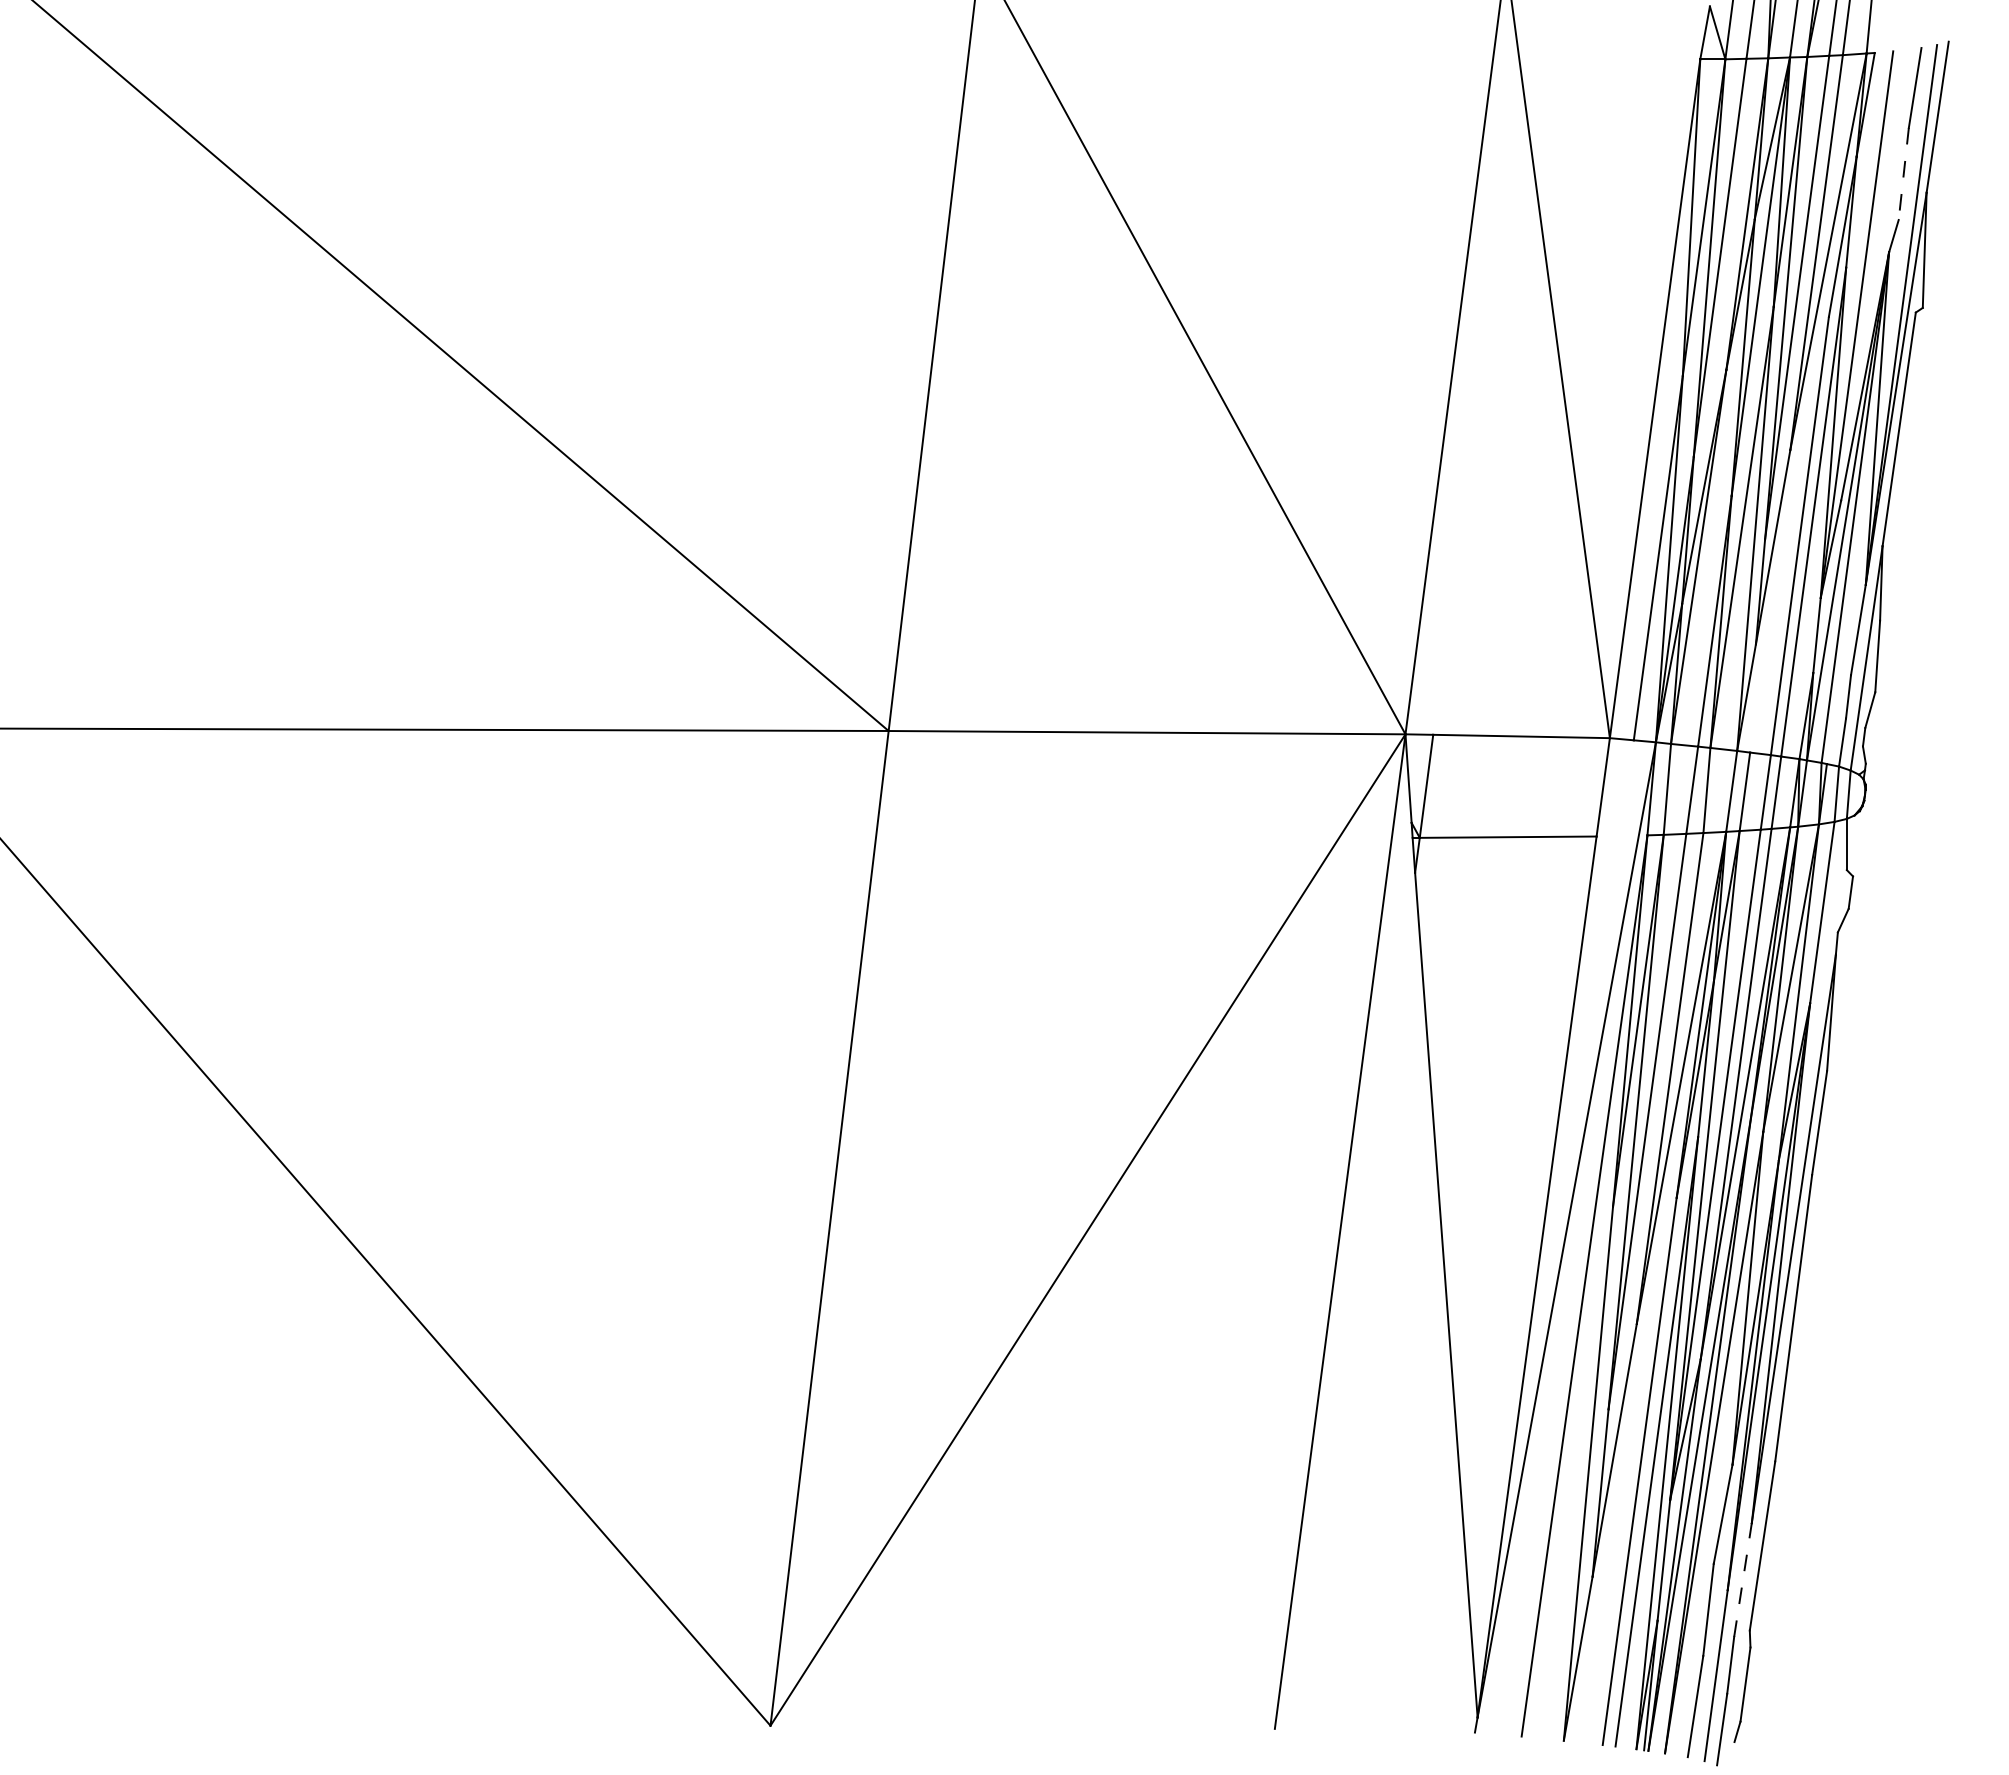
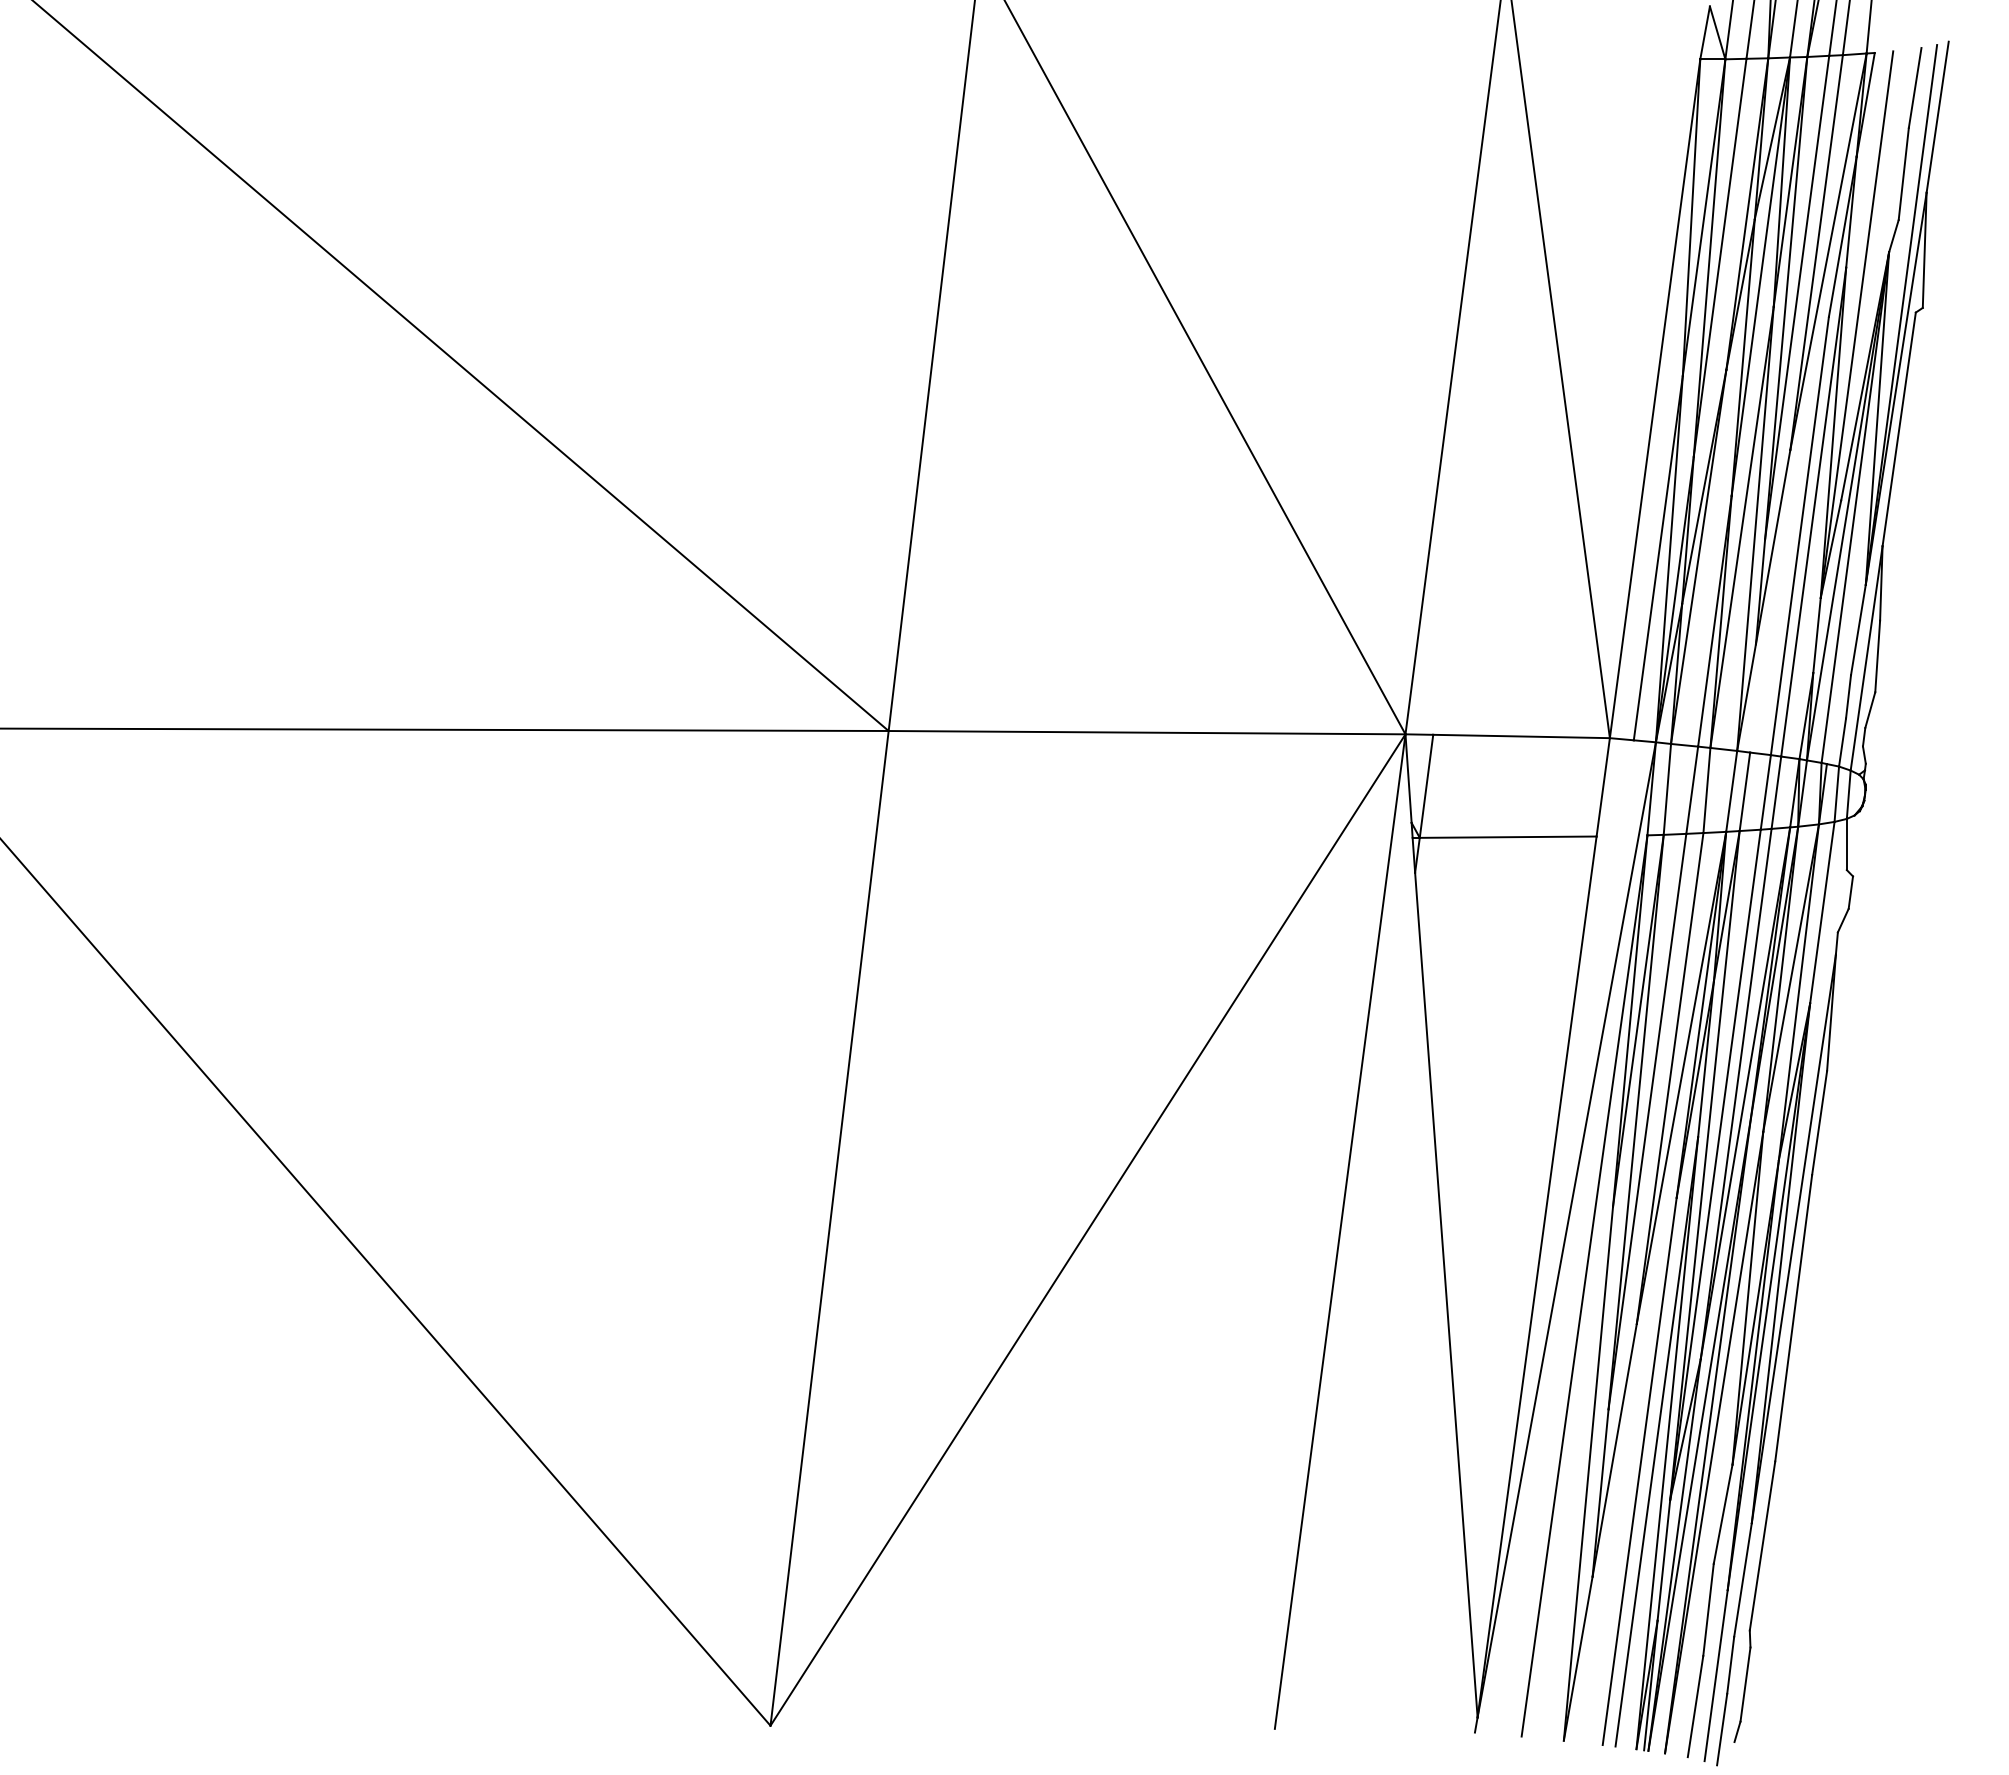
line: dashed -> solid (1903, 174)
line: dashed -> solid (1743, 1580)
